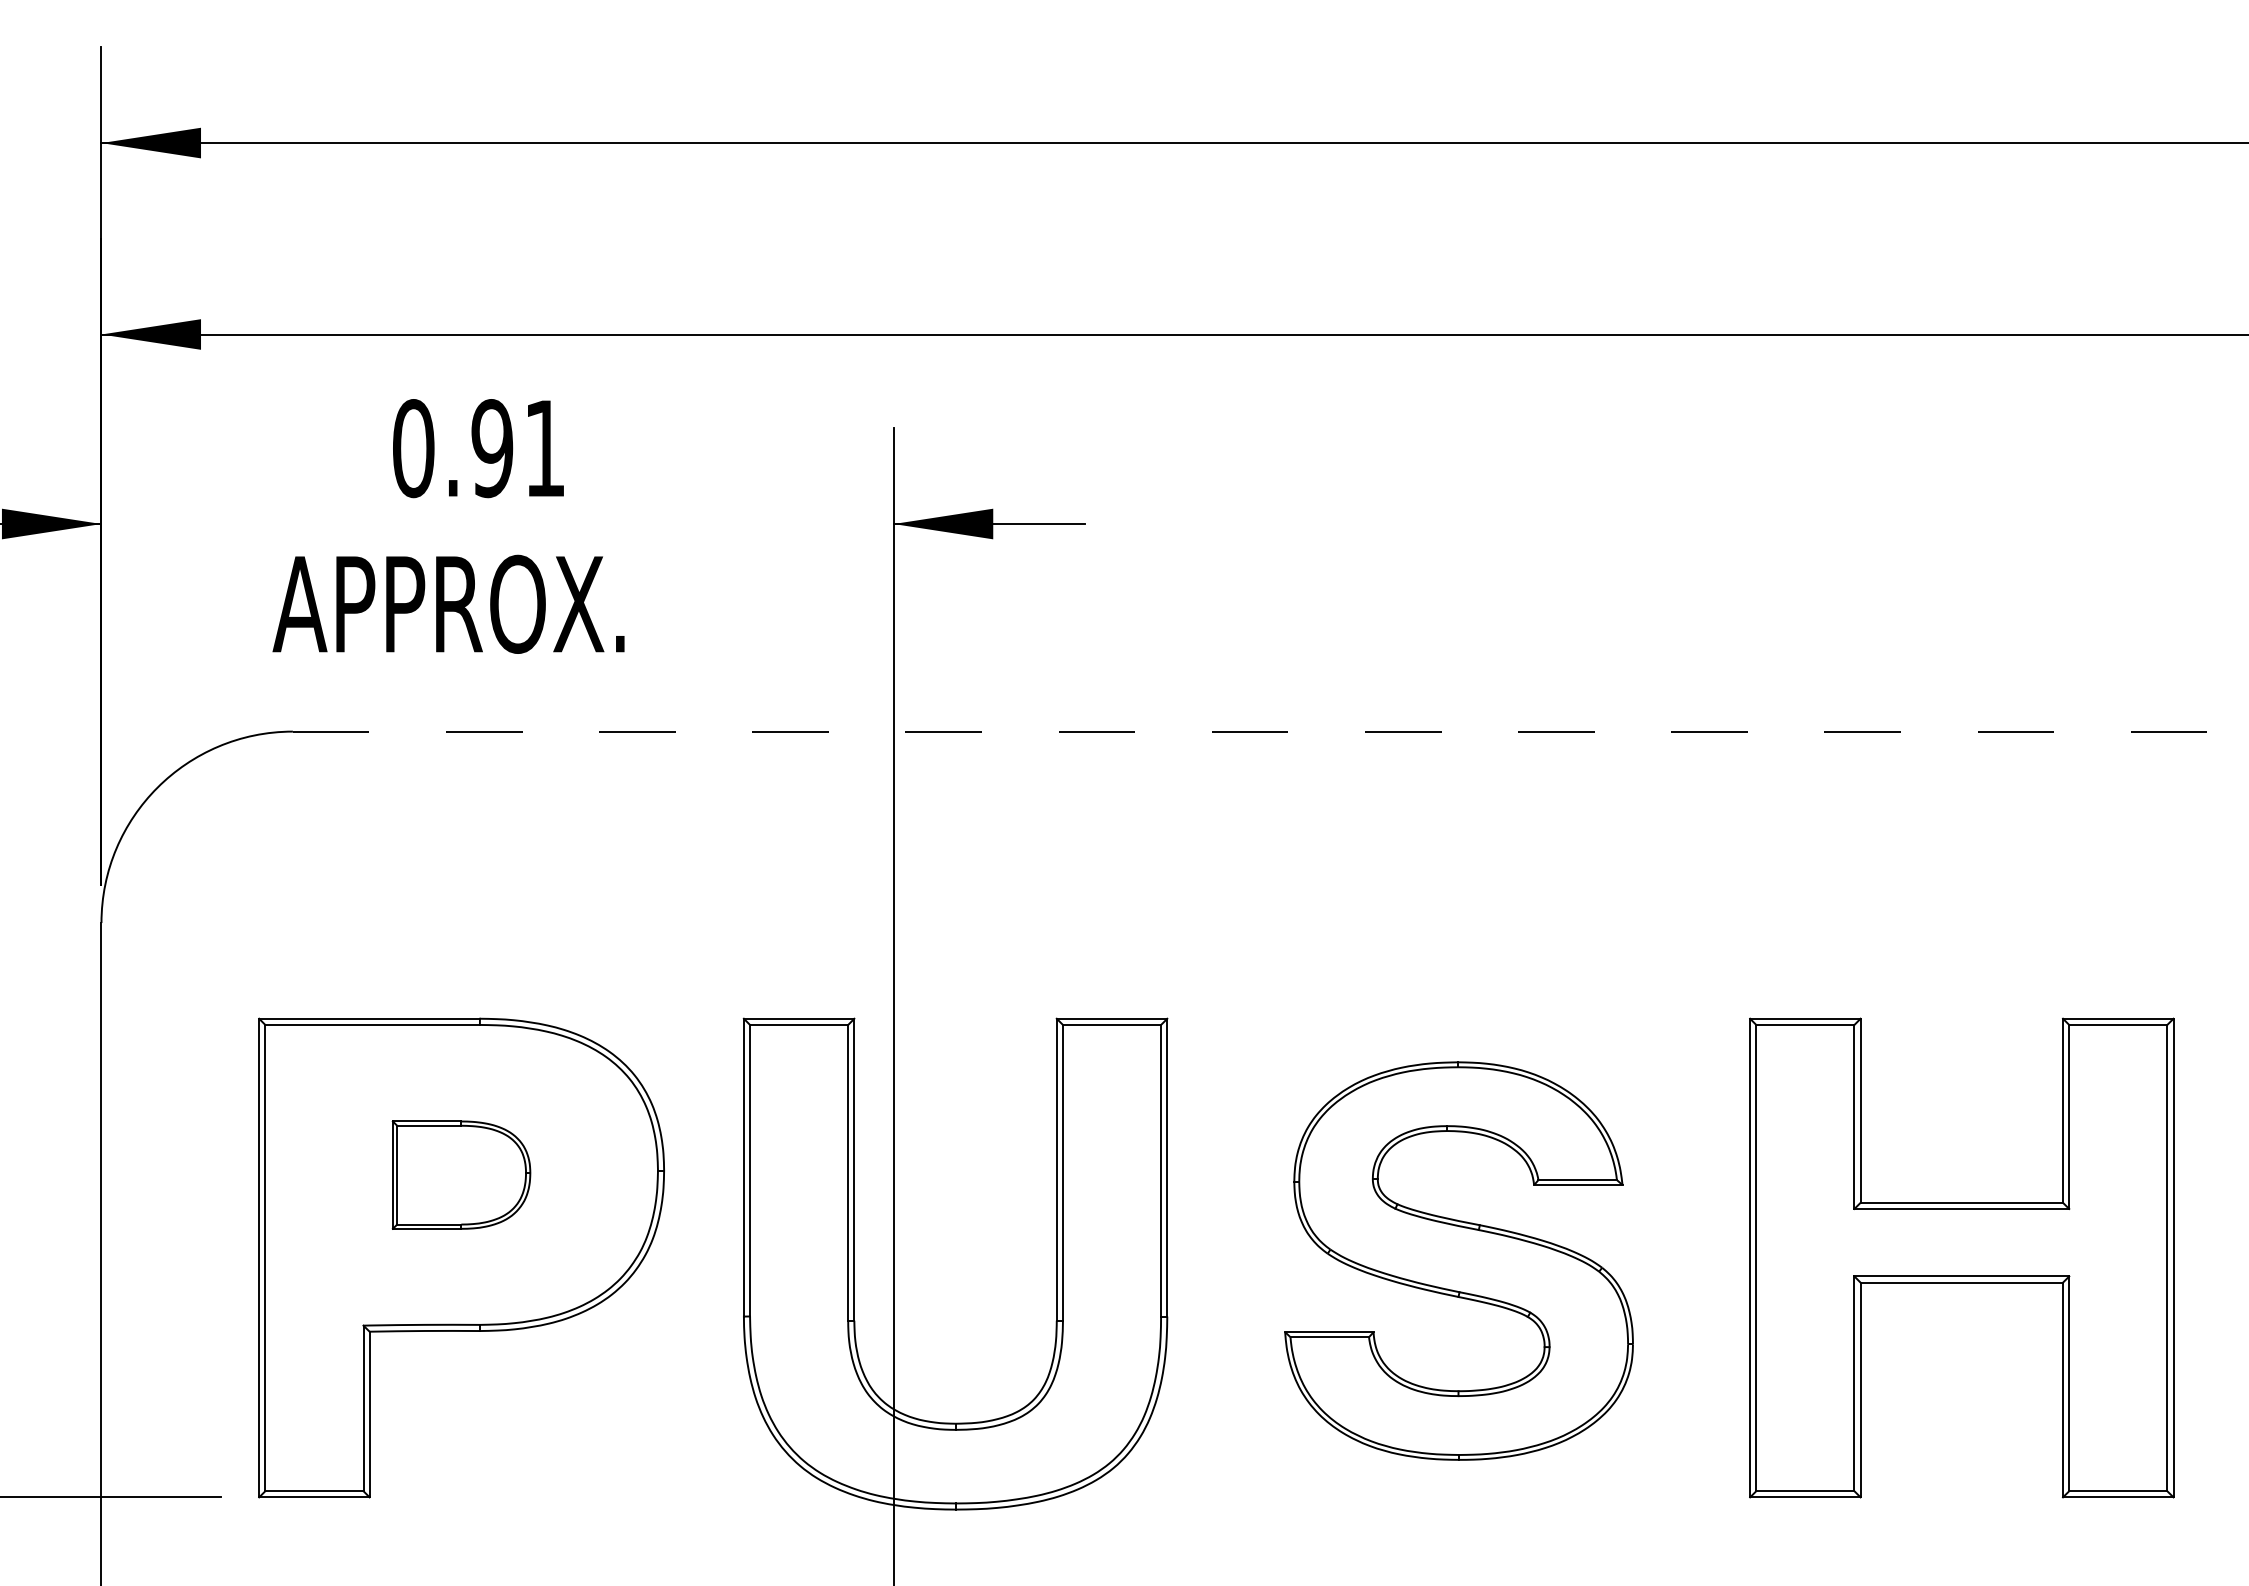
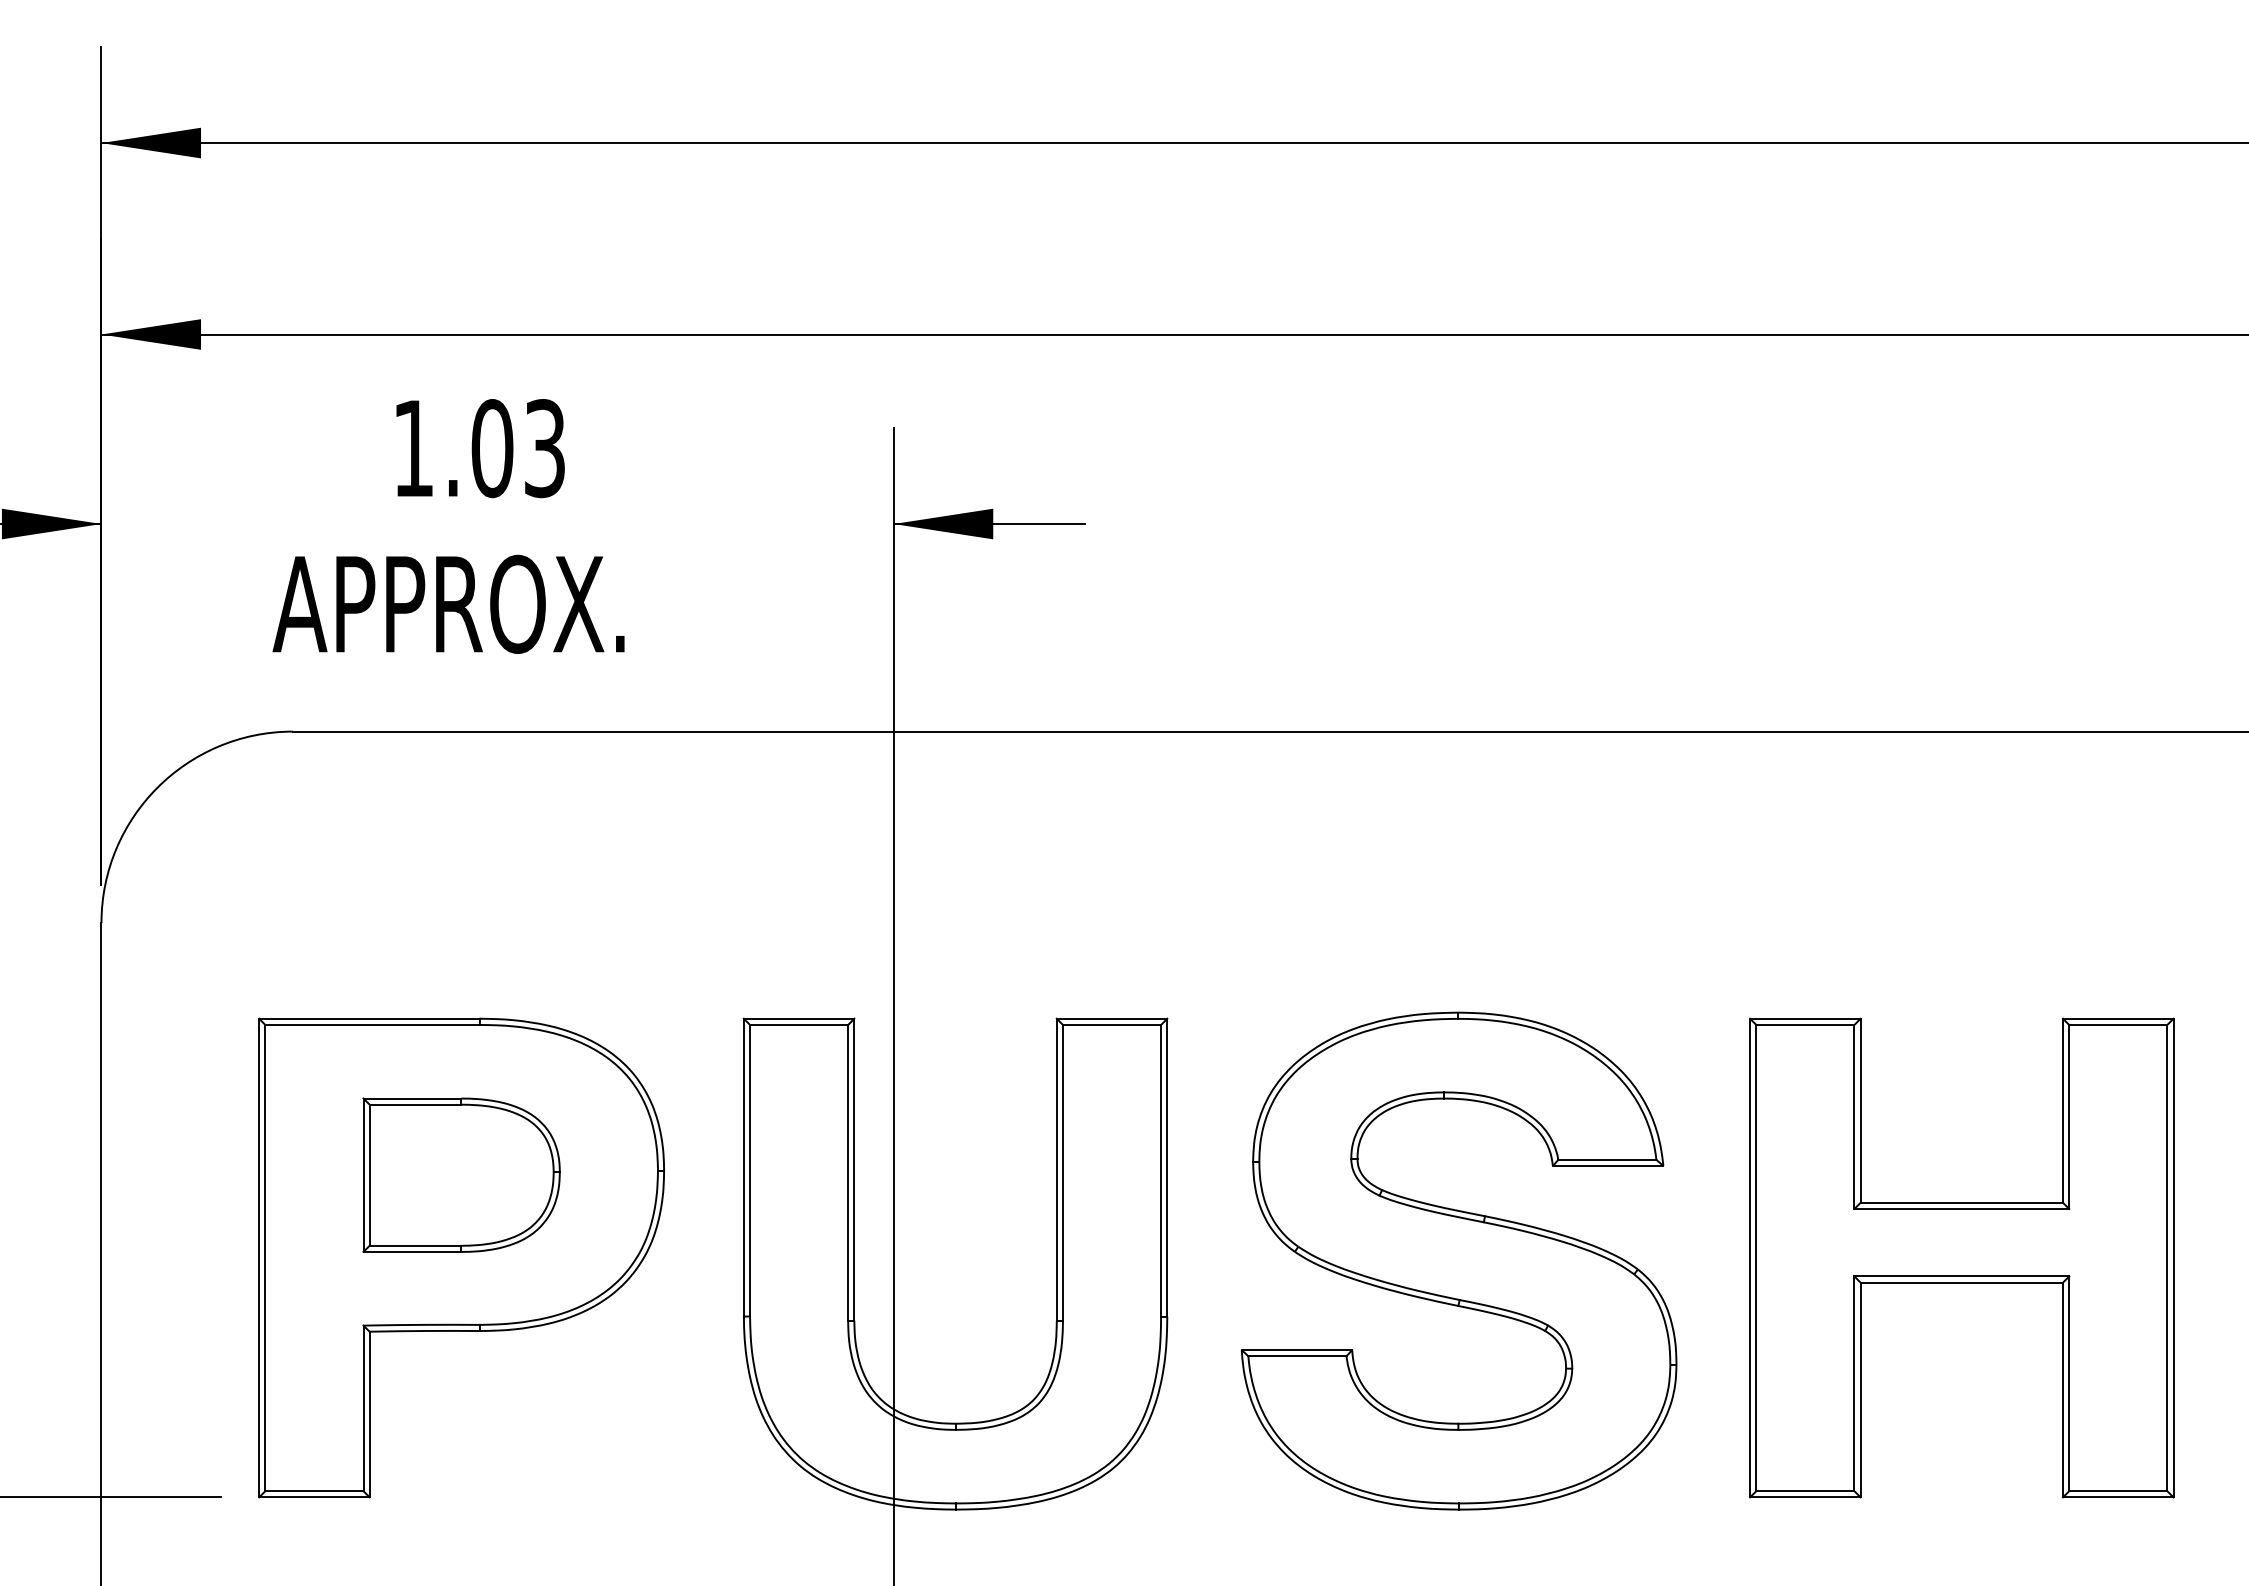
text: 0.91 -> 1.03 (478, 448)
line: dashed -> solid (1270, 731)
part size: 141x110 px -> 199x156 px (461, 1174)
part size: 350x400 px -> 438x500 px (1458, 1260)
